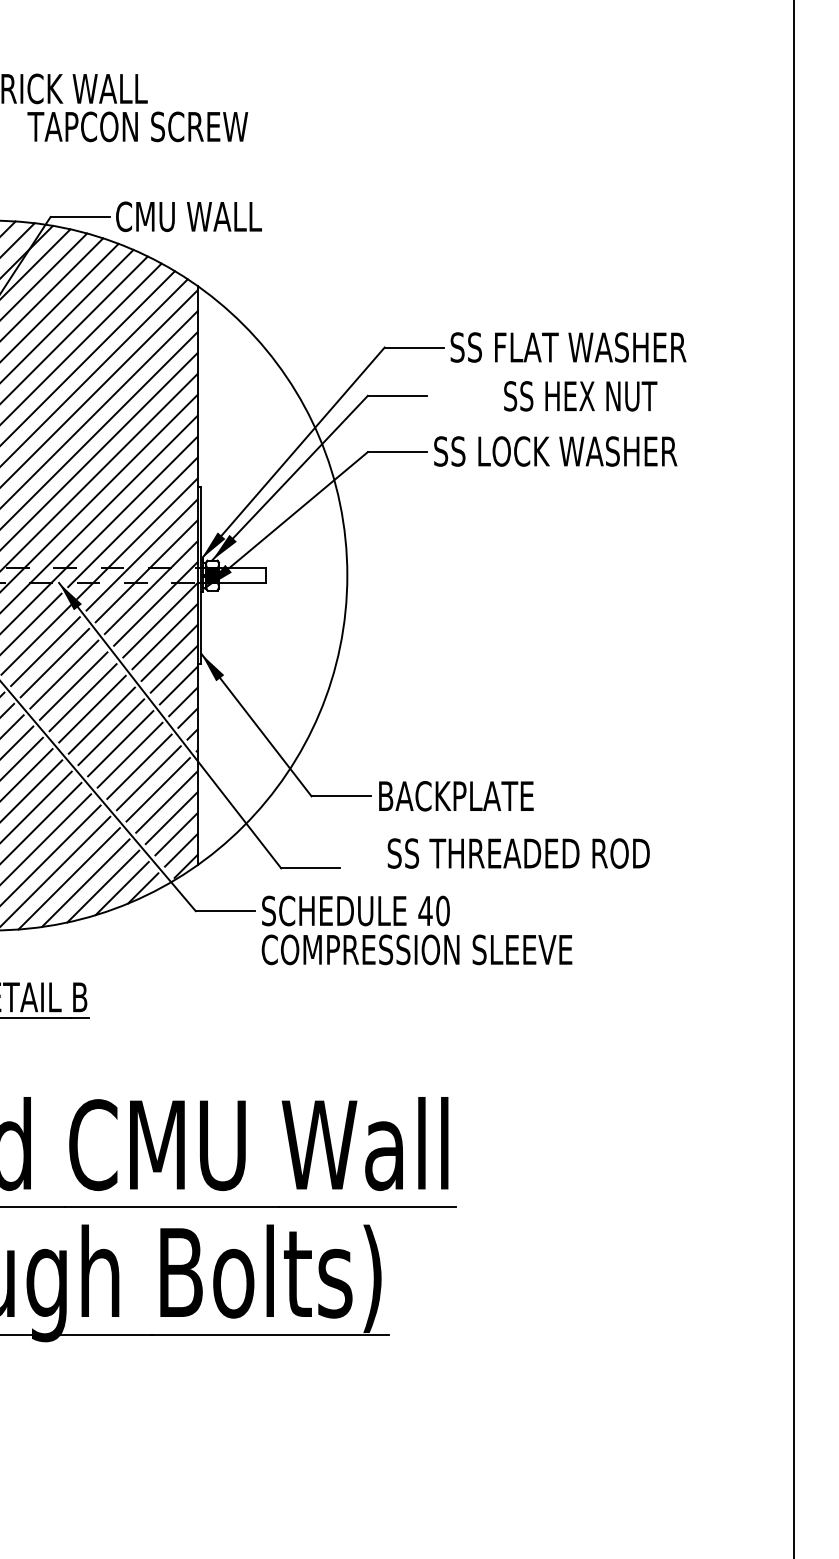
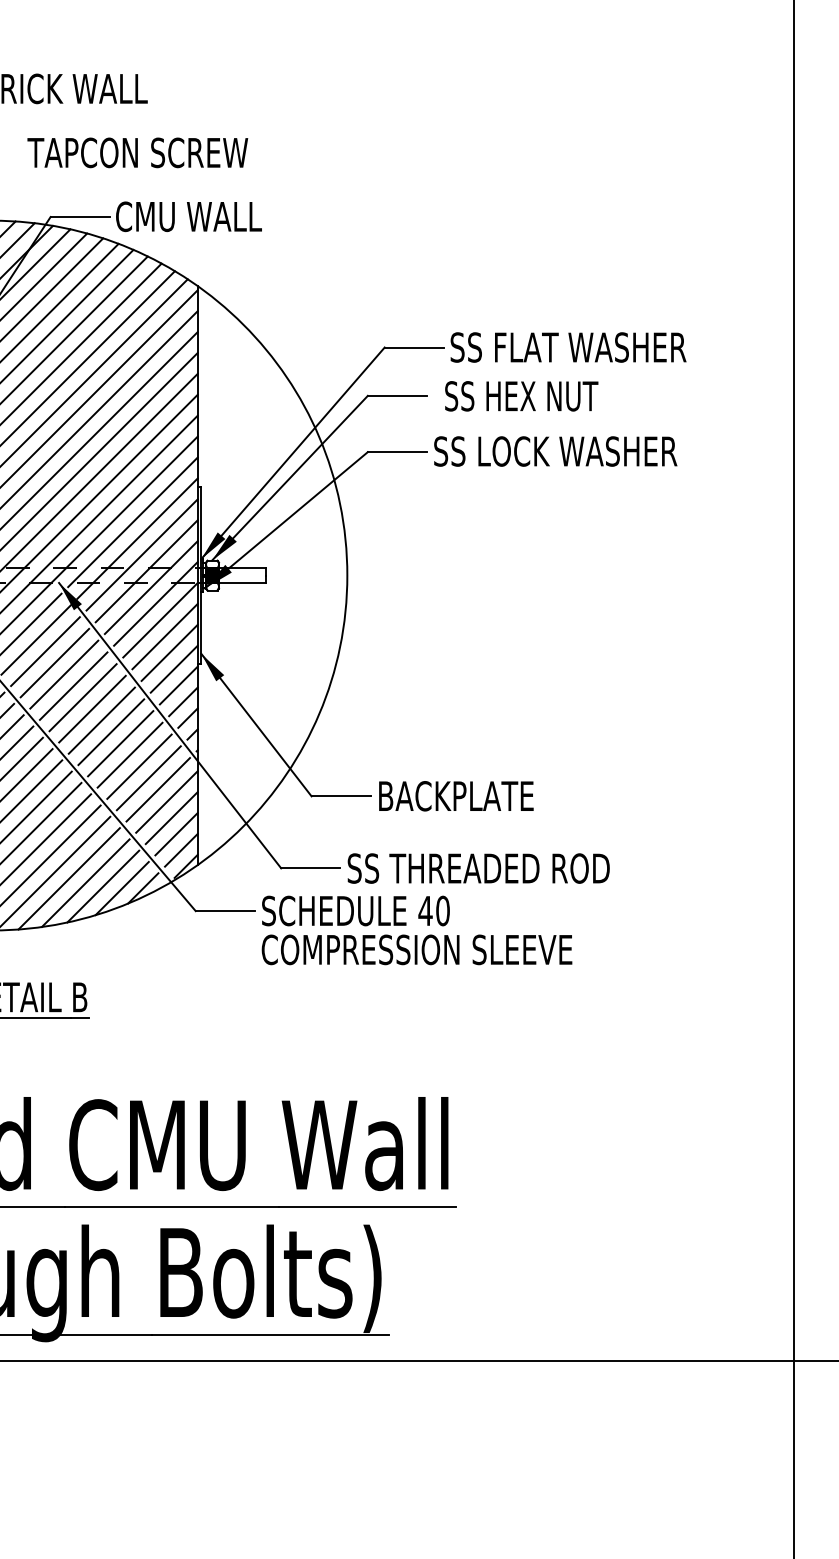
text position: (137, 126) -> (137, 152) (137, 152)
text position: (580, 396) -> (521, 396) (521, 396)
text position: (518, 853) -> (478, 868) (478, 868)
line: none -> present (418, 1361)
